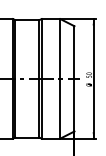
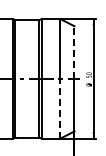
line: solid -> dashed (74, 52)
line: solid -> dashed (60, 108)
